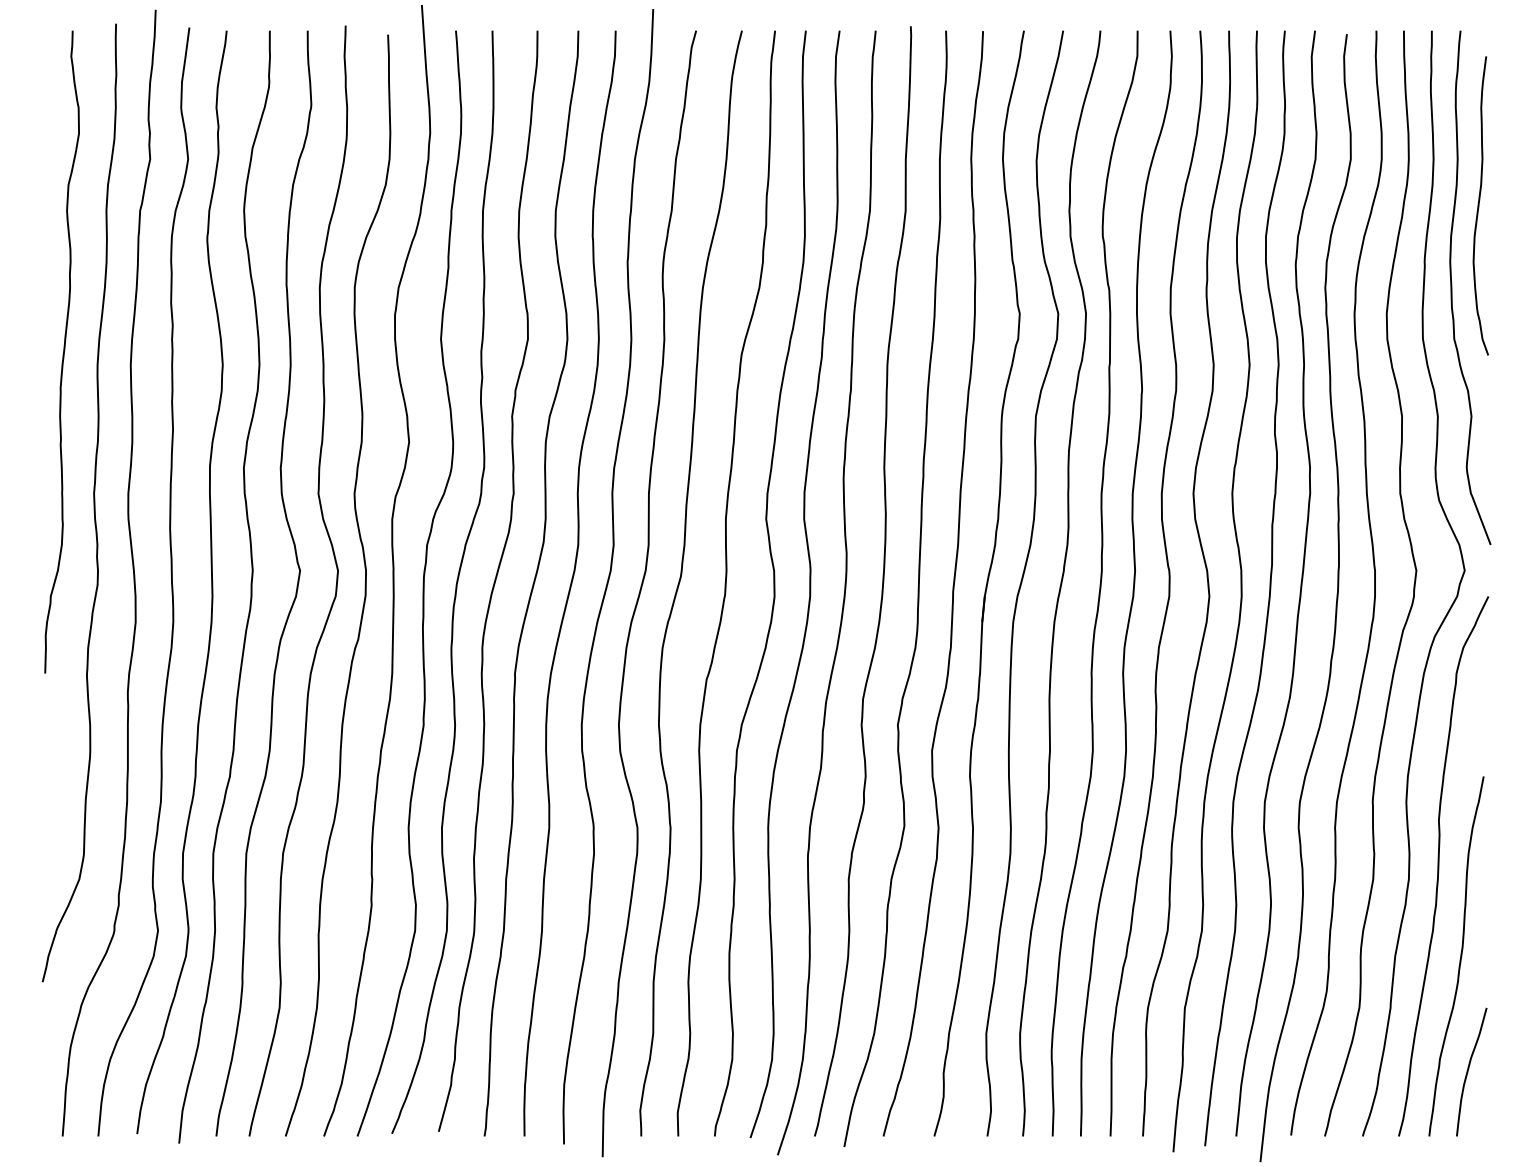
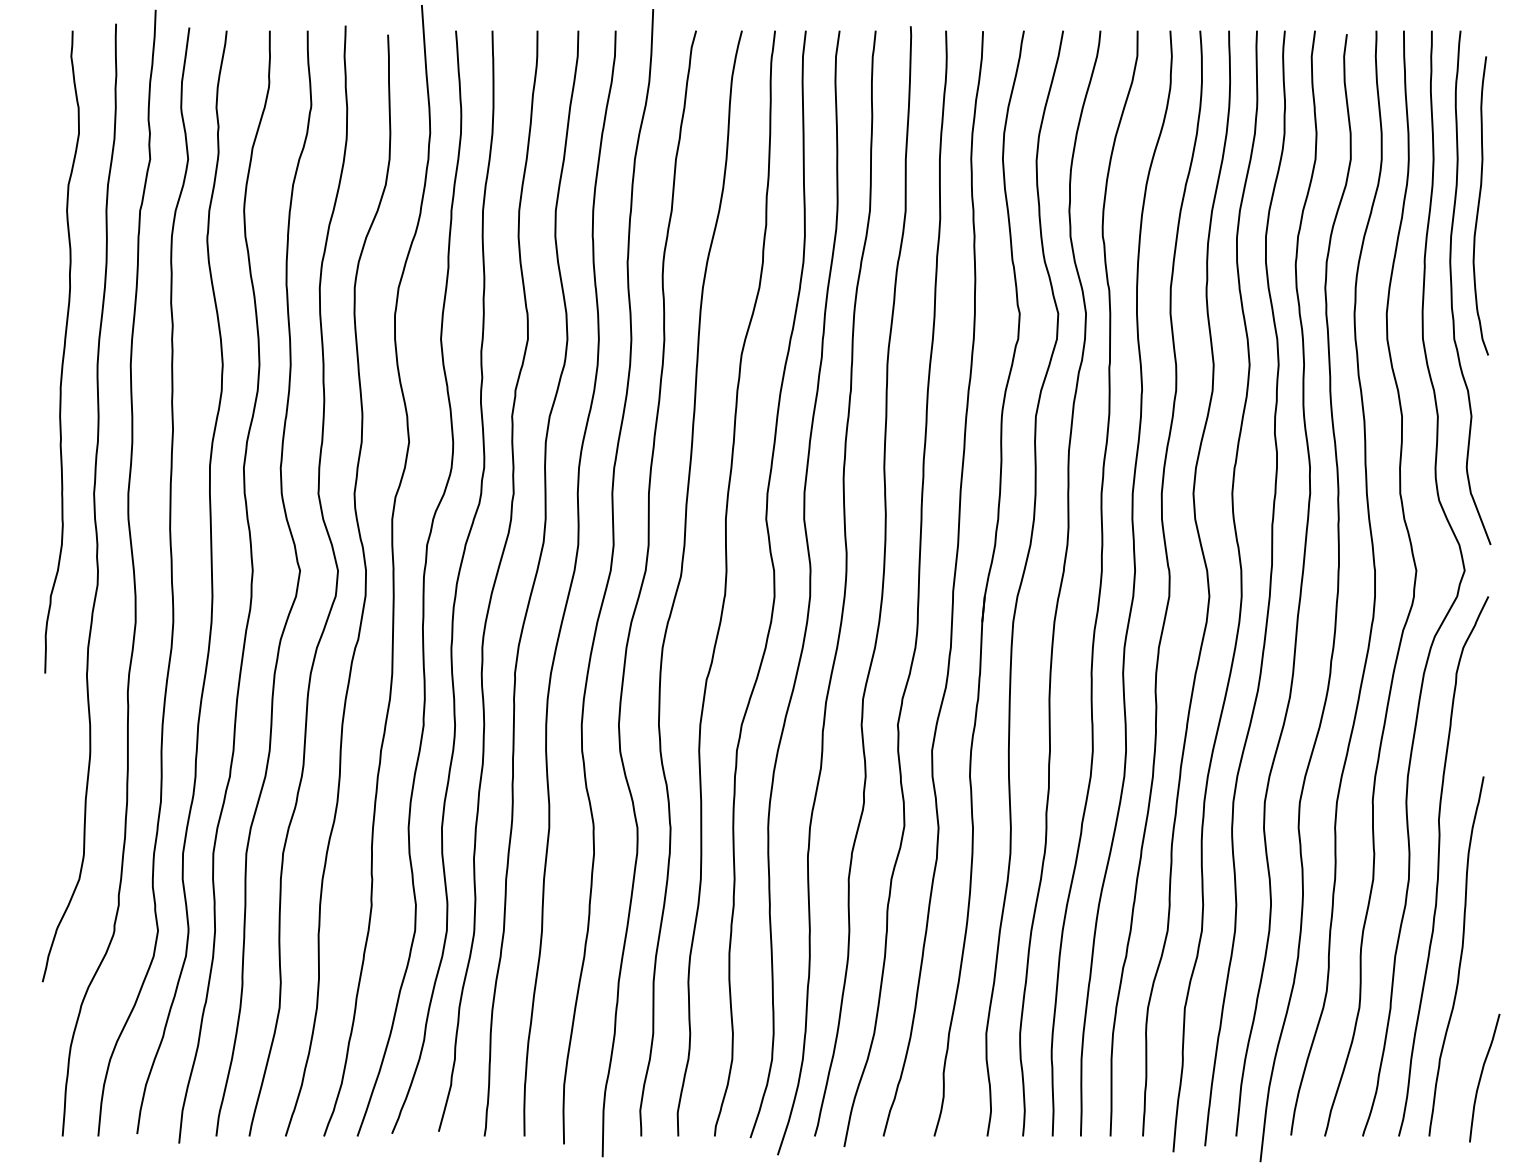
curve position: (1468, 1071) -> (1481, 1077) (1481, 1077)
